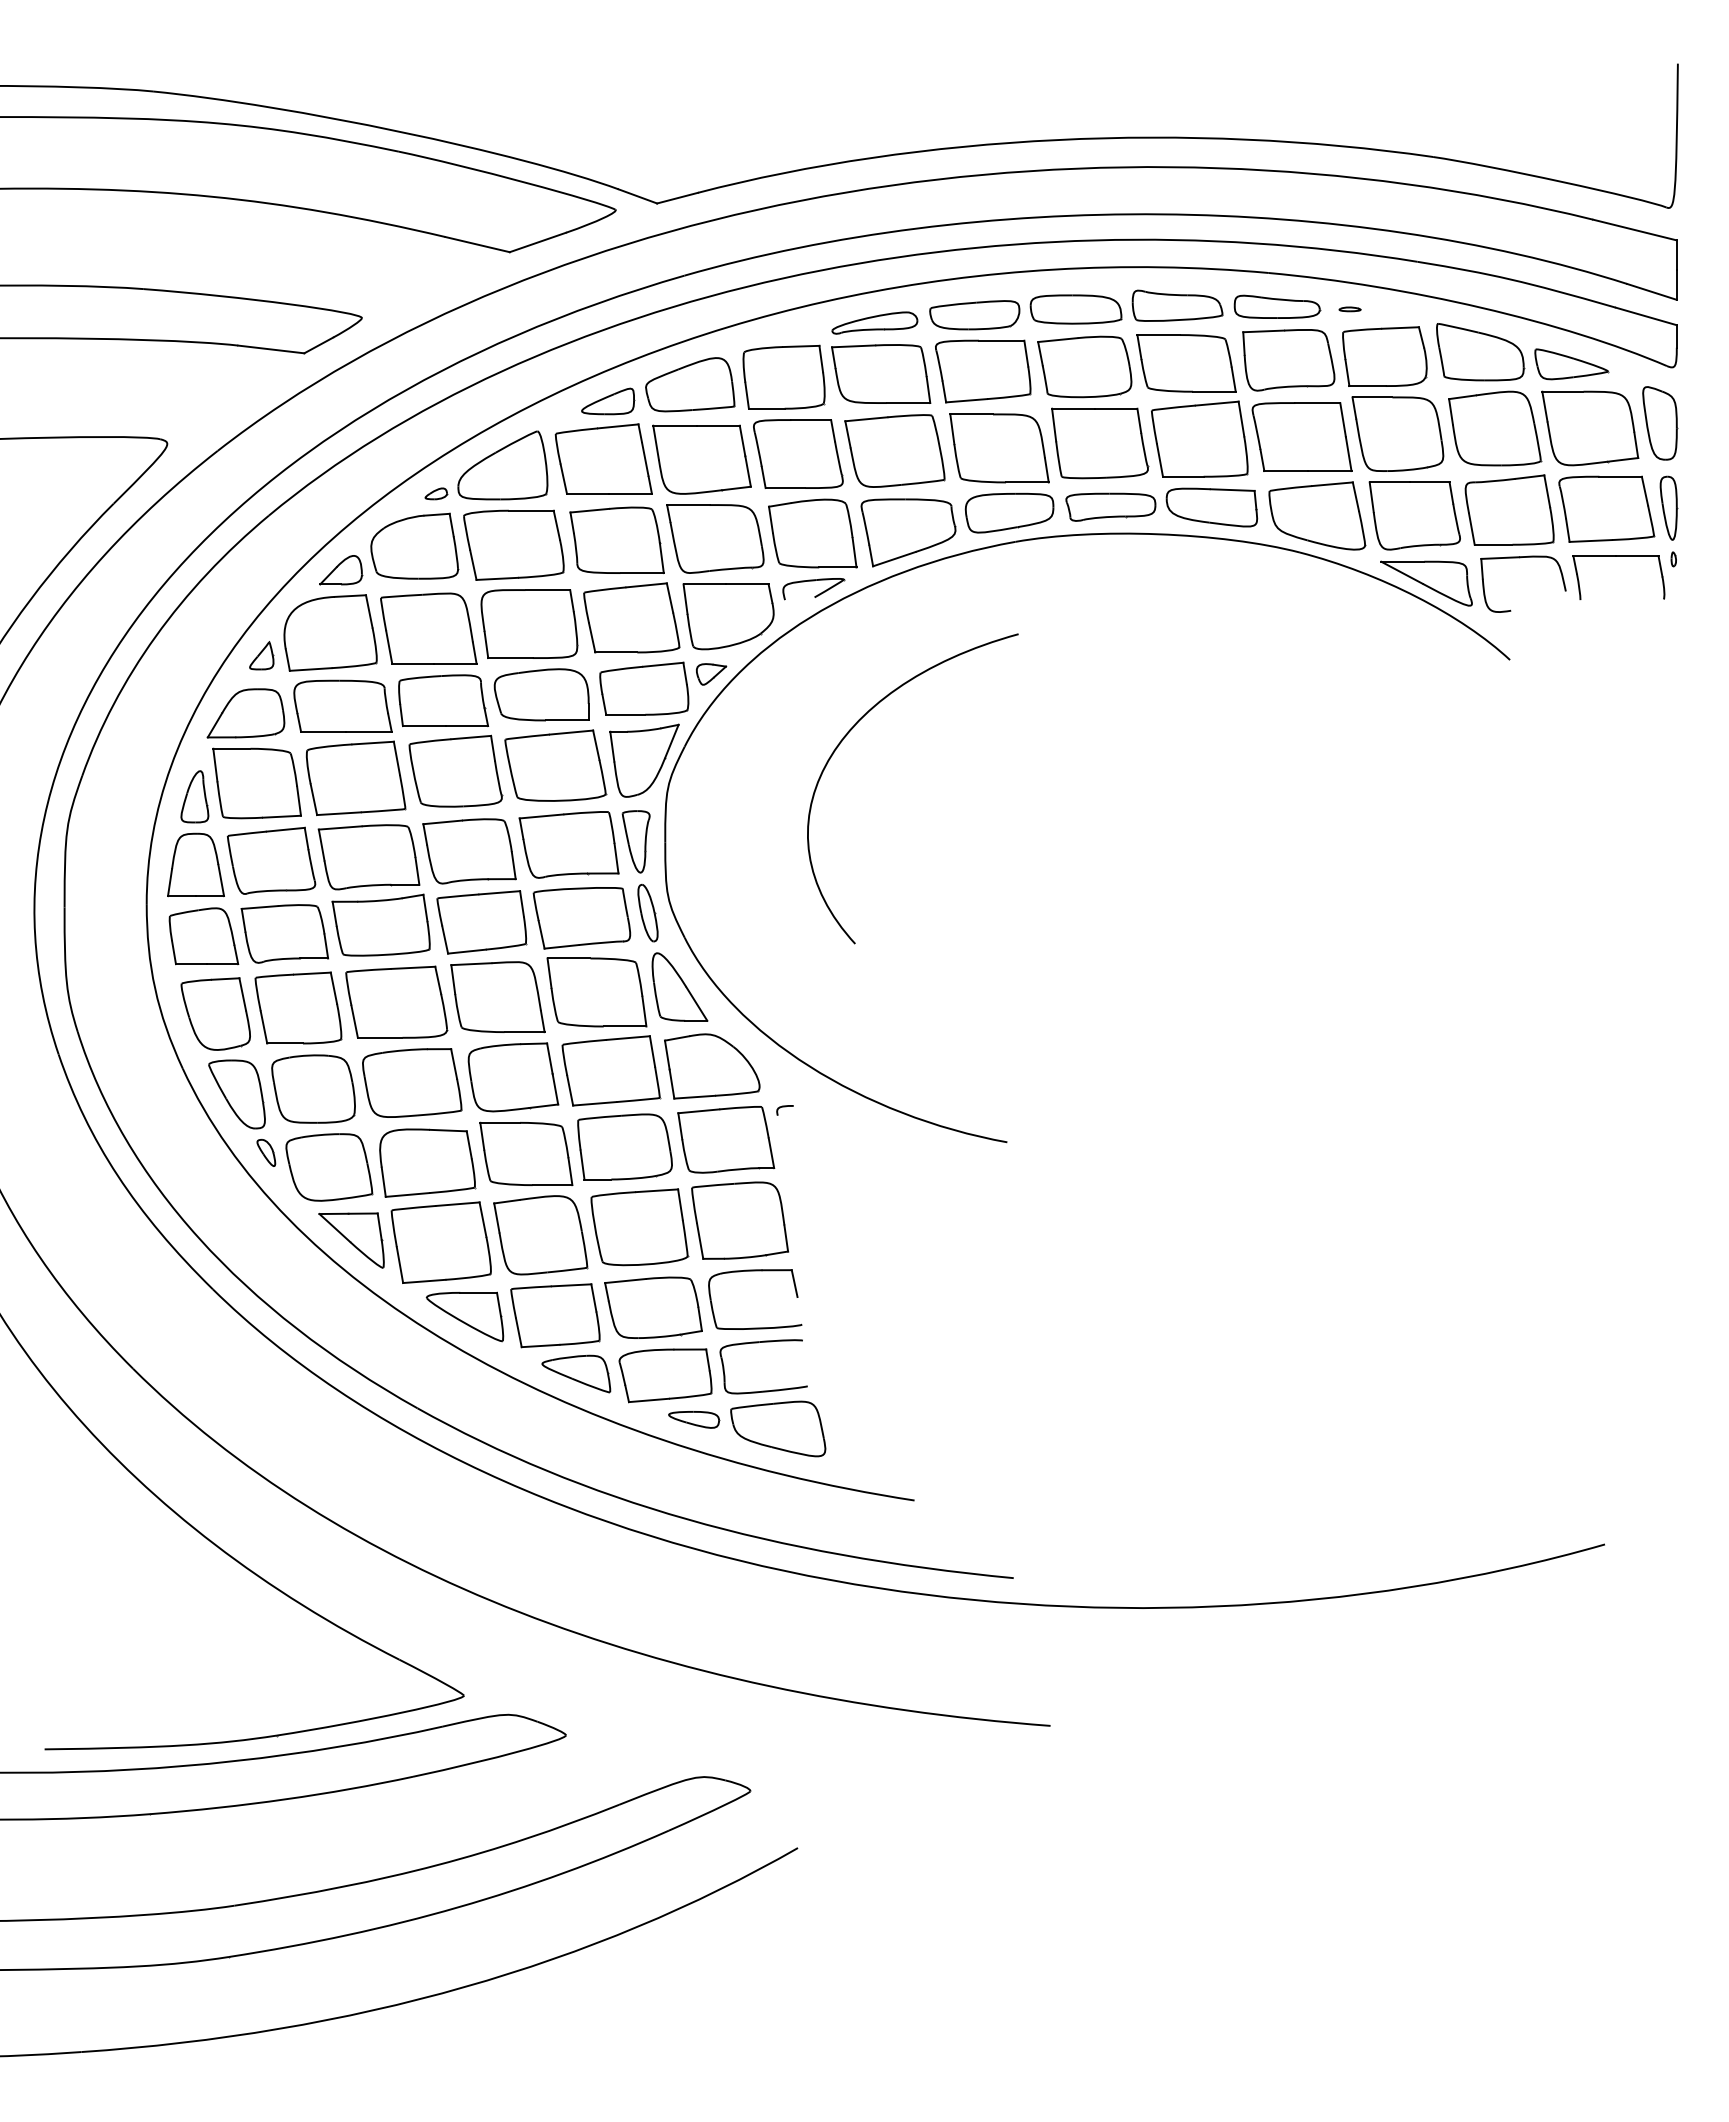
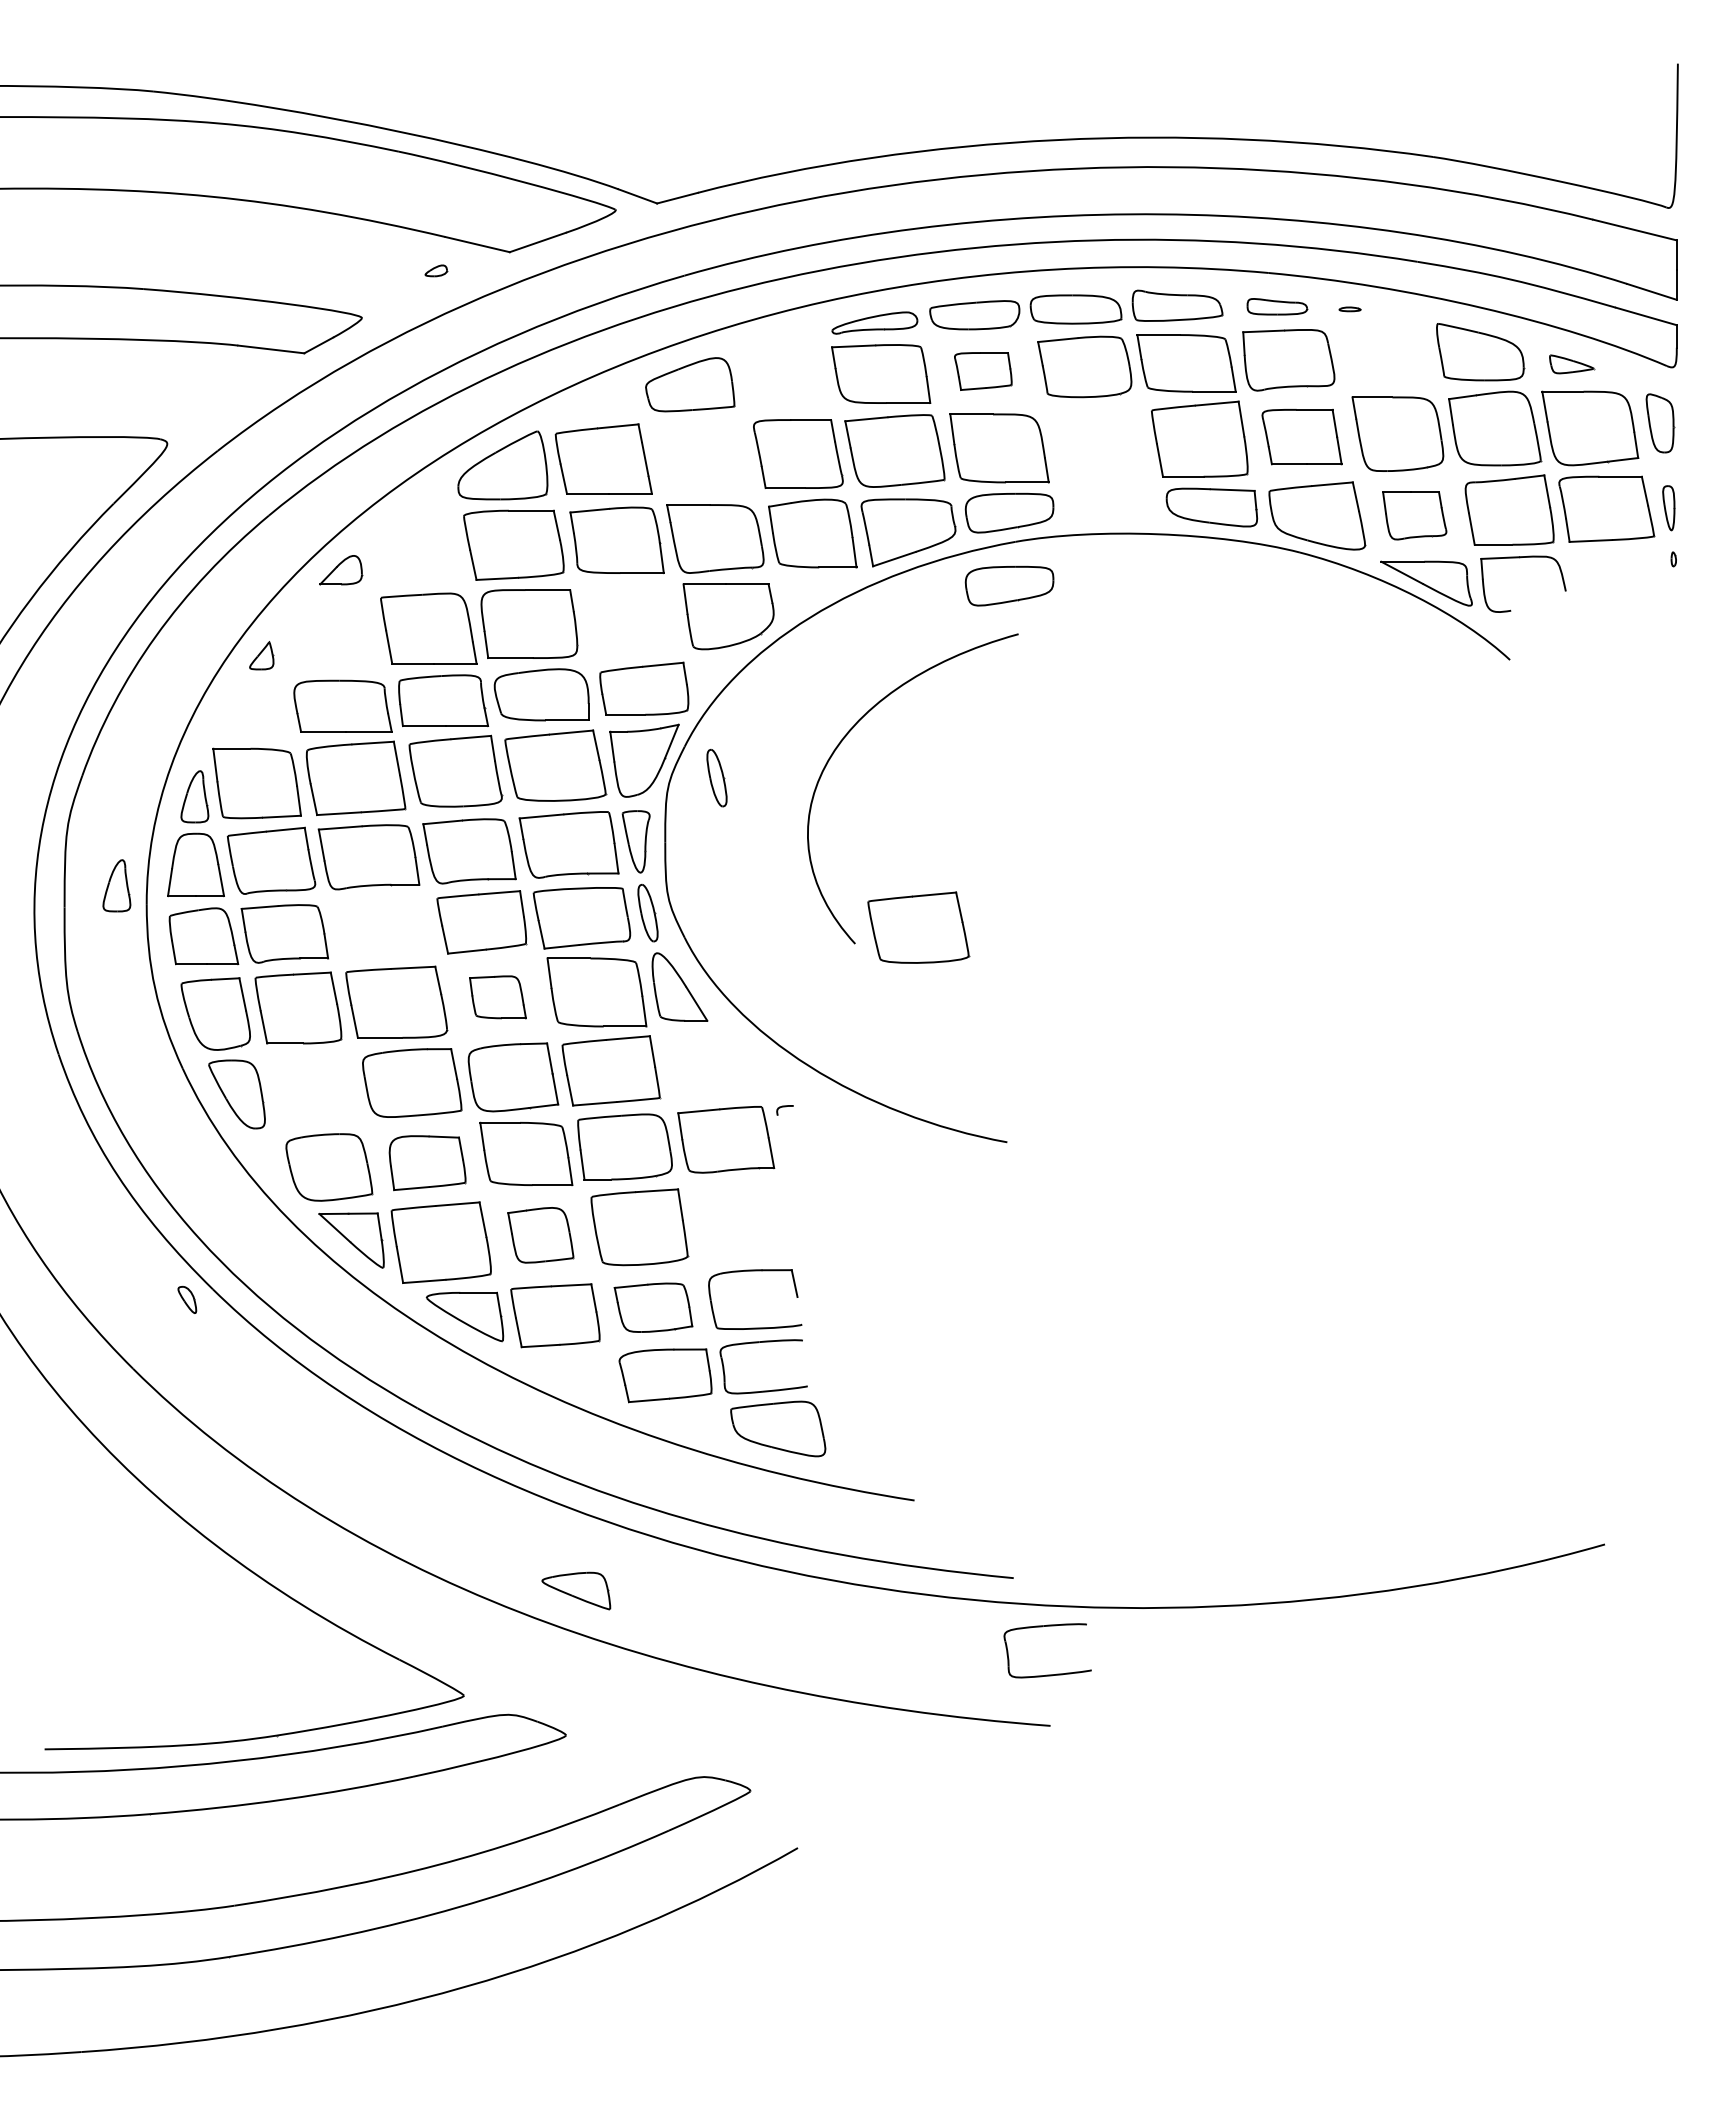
part size: 89x25 px -> 63x18 px (1277, 306)
part: present -> none (1384, 356)
part size: 76x33 px -> 47x21 px (1572, 364)
part size: 97x65 px -> 59x39 px (983, 371)
part: present -> none (783, 376)
part: present -> none (608, 401)
part size: 37x75 px -> 31x61 px (1660, 423)
part size: 102x70 px -> 82x57 px (1301, 437)
part: present -> none (1100, 443)
part: present -> none (701, 459)
part position: (436, 493) -> (436, 270) (436, 270)
part: present -> none (1110, 506)
part size: 20x66 px -> 14x47 px (1668, 508)
part size: 93x70 px -> 66x50 px (1414, 515)
part: present -> none (414, 545)
part: present -> none (1618, 556)
part: none -> present (1009, 585)
part: present -> none (815, 595)
part: present -> none (631, 617)
part: present -> none (330, 632)
part: present -> none (711, 674)
part: present -> none (245, 713)
part: none -> present (716, 778)
part: none -> present (116, 885)
part: present -> none (380, 924)
part: none -> present (918, 927)
part size: 96x73 px -> 58x45 px (497, 997)
part: present -> none (712, 1066)
part: present -> none (313, 1088)
part position: (266, 1152) -> (187, 1299) (187, 1299)
part size: 98x70 px -> 79x57 px (427, 1163)
part: present -> none (739, 1220)
part size: 96x81 px -> 68x57 px (540, 1235)
part size: 99x63 px -> 81x51 px (653, 1307)
part position: (576, 1373) -> (576, 1590) (576, 1590)
part: present -> none (694, 1419)
part: none -> present (1042, 1627)
